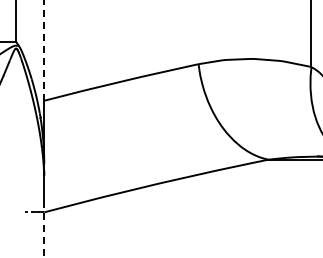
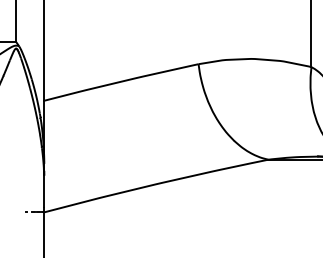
line: dashed -> solid (44, 50)
line: dashed -> solid (44, 232)
